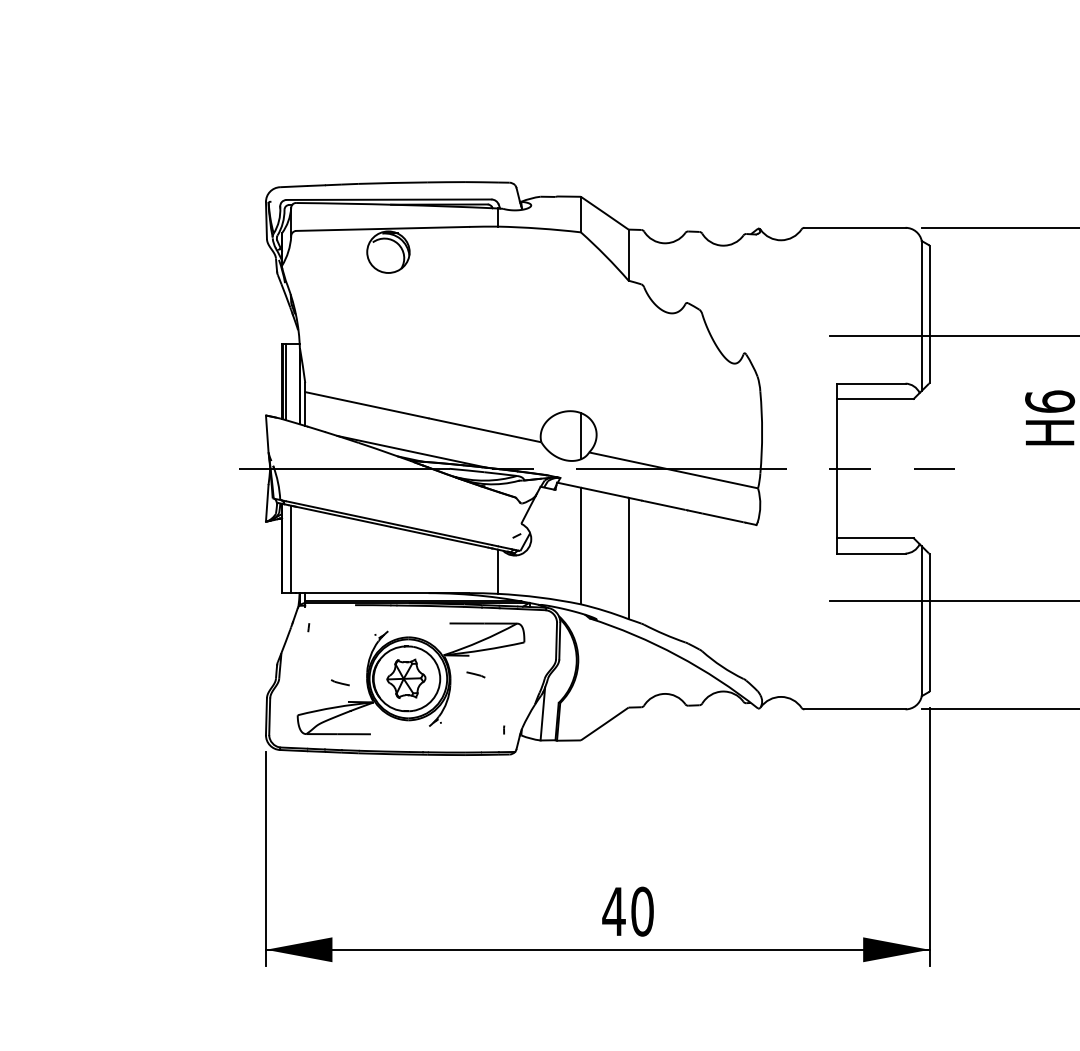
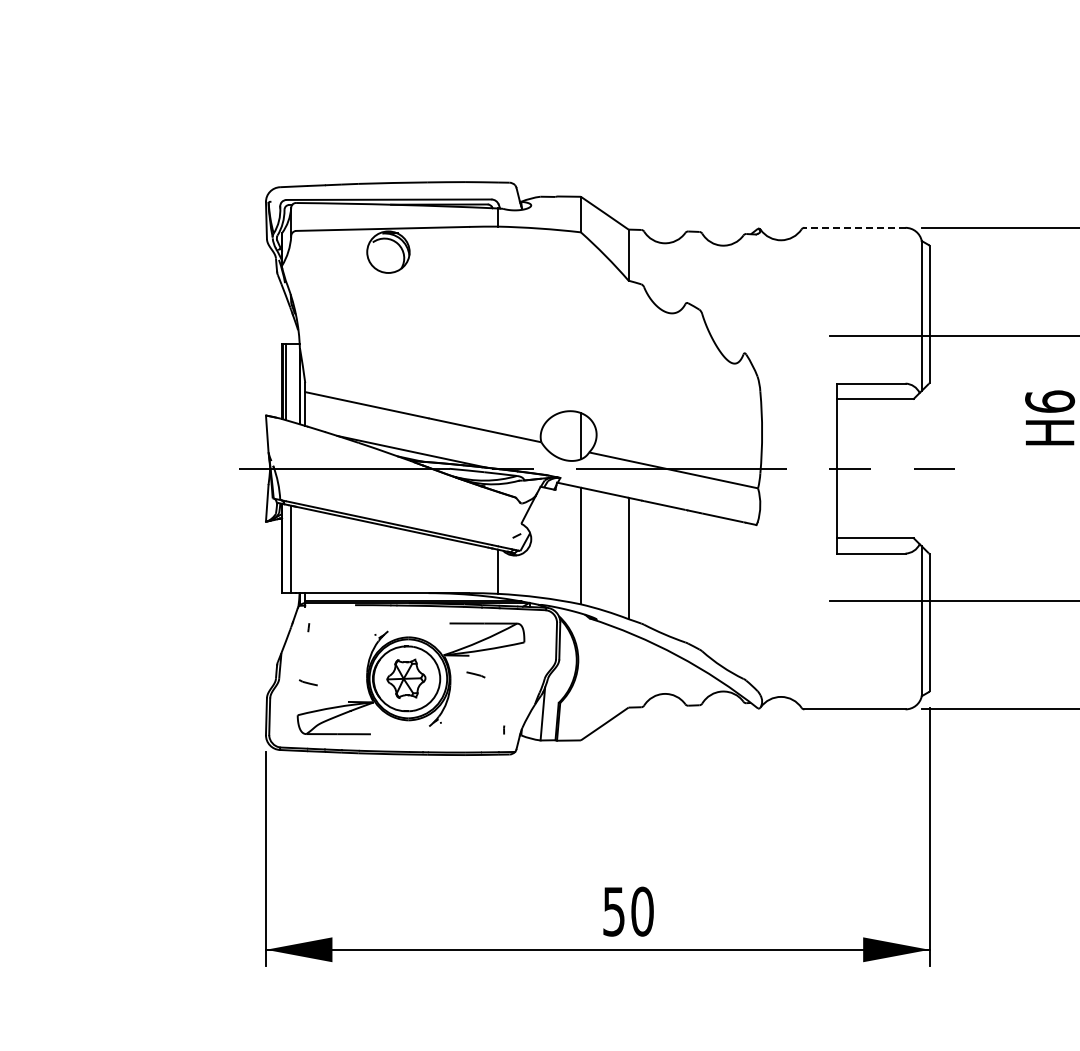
line: solid -> dashed (854, 227)
line position: (340, 682) -> (308, 682) (308, 682)
text: 40 -> 50 (613, 911)
